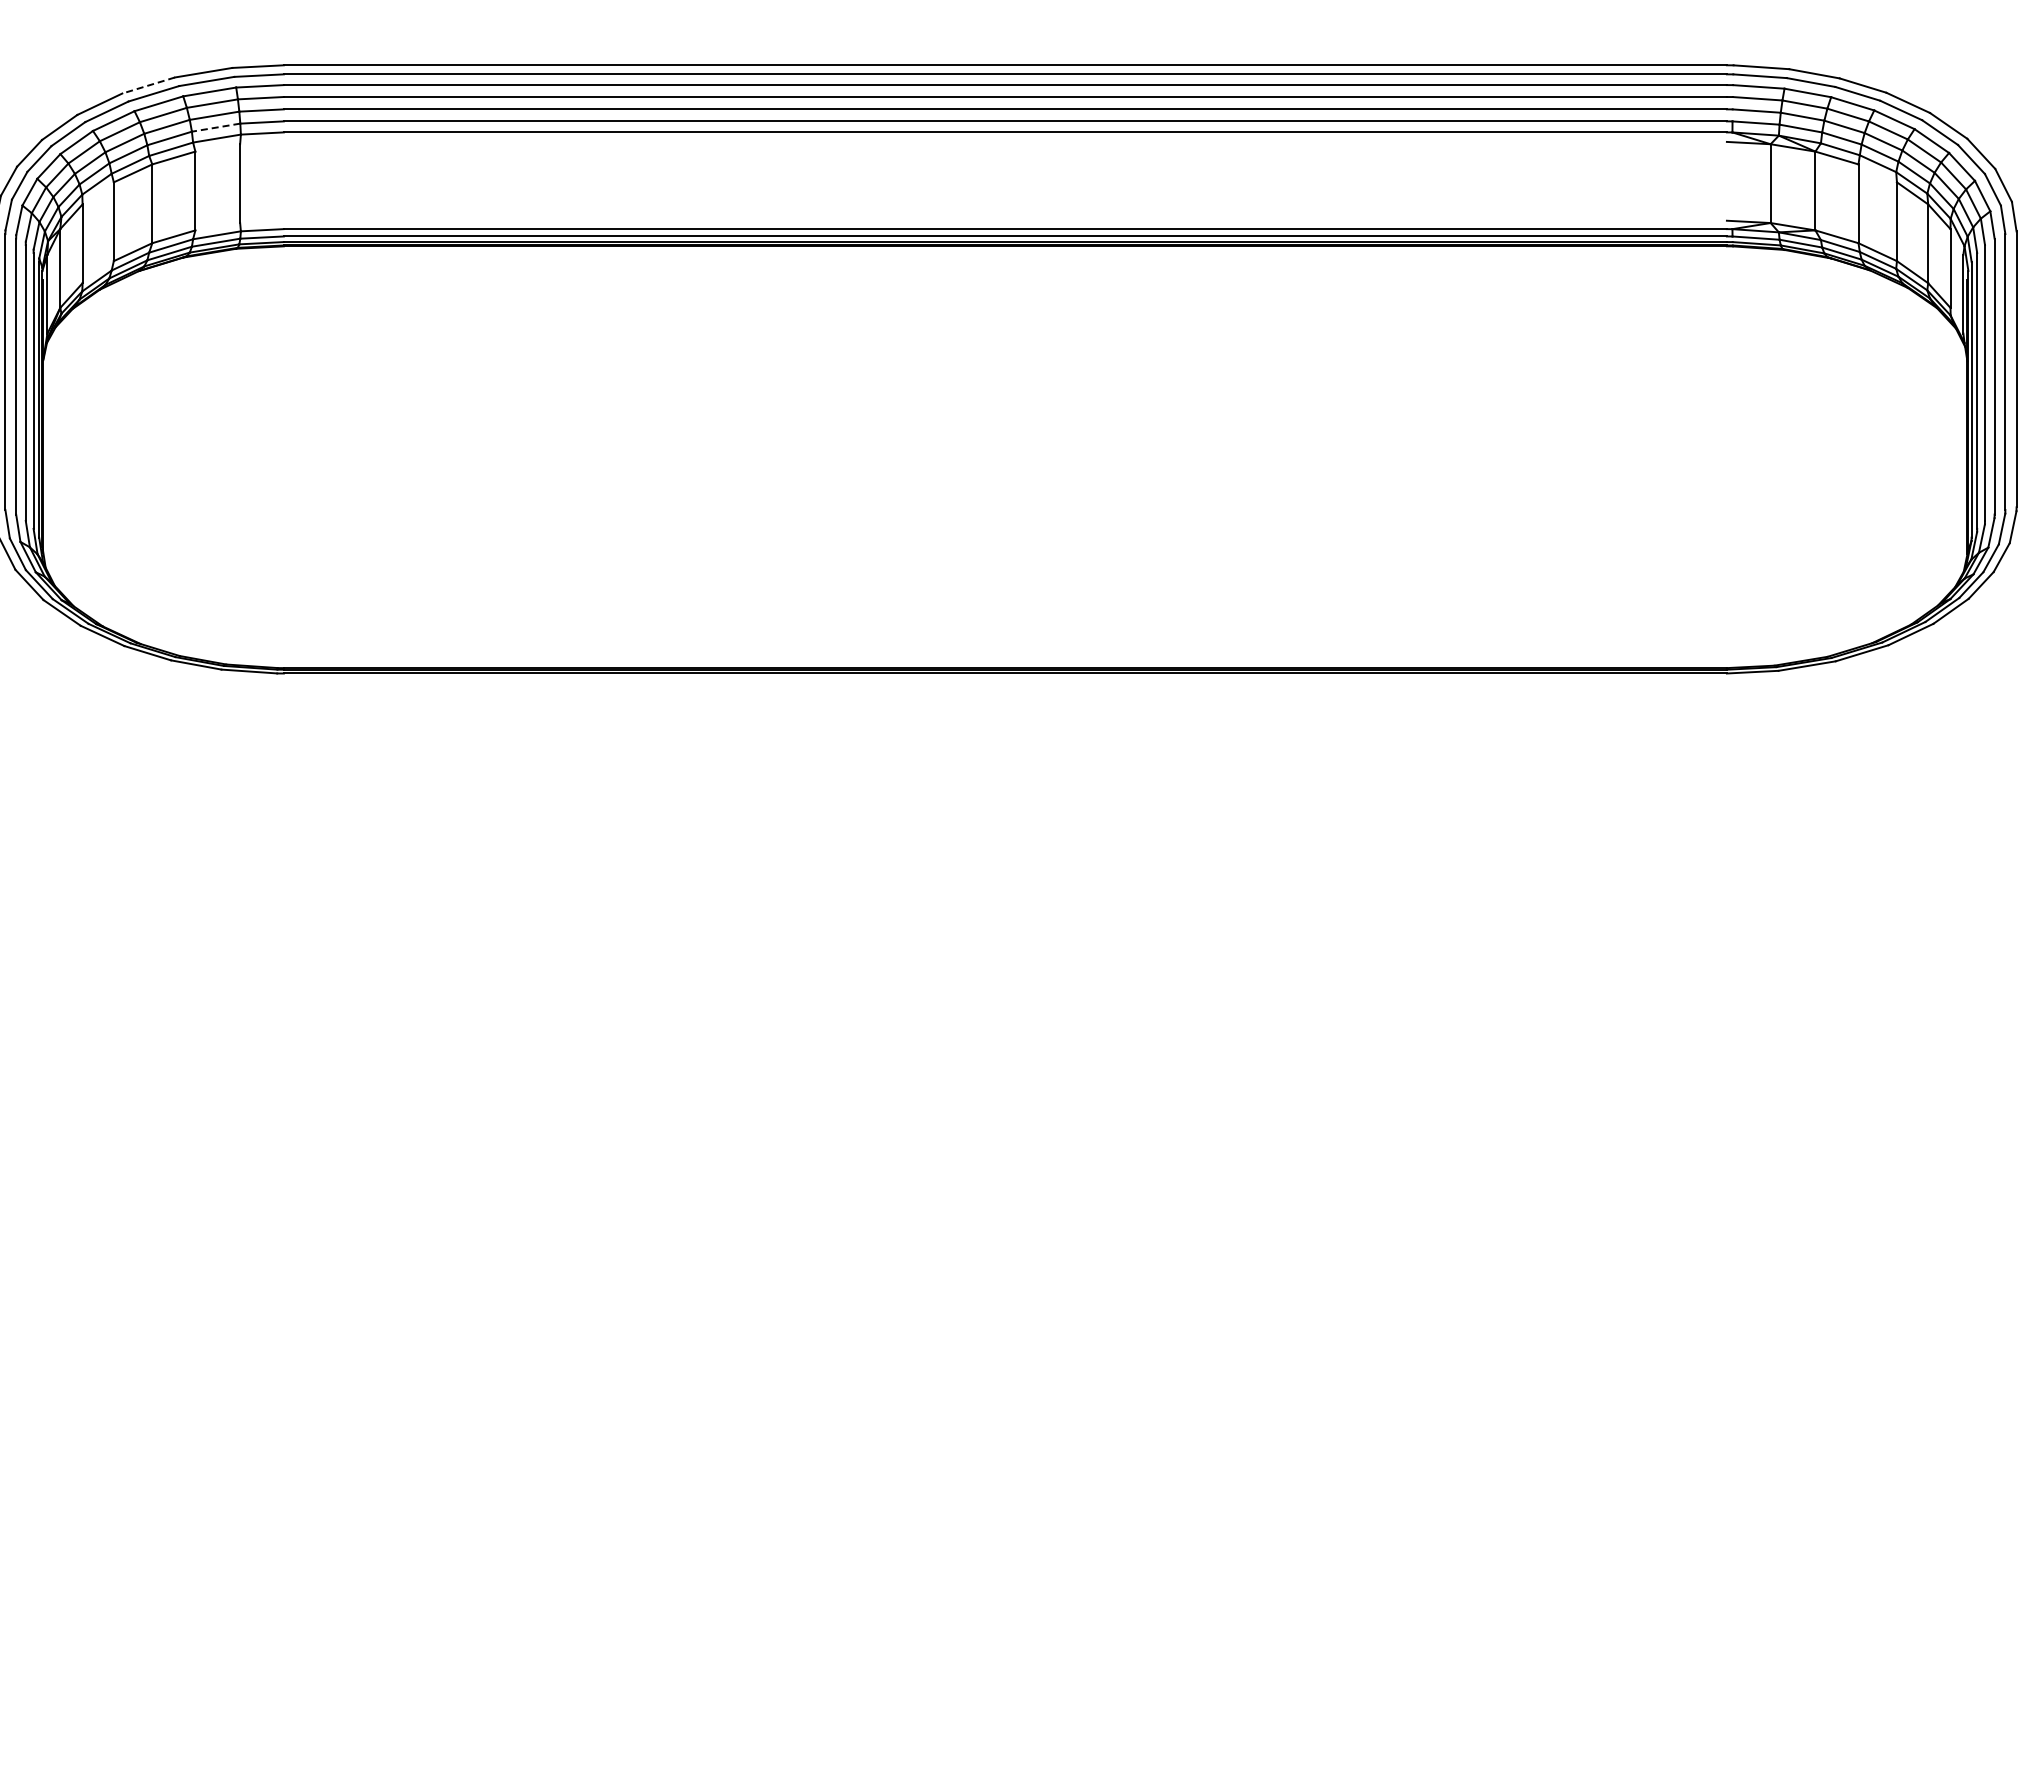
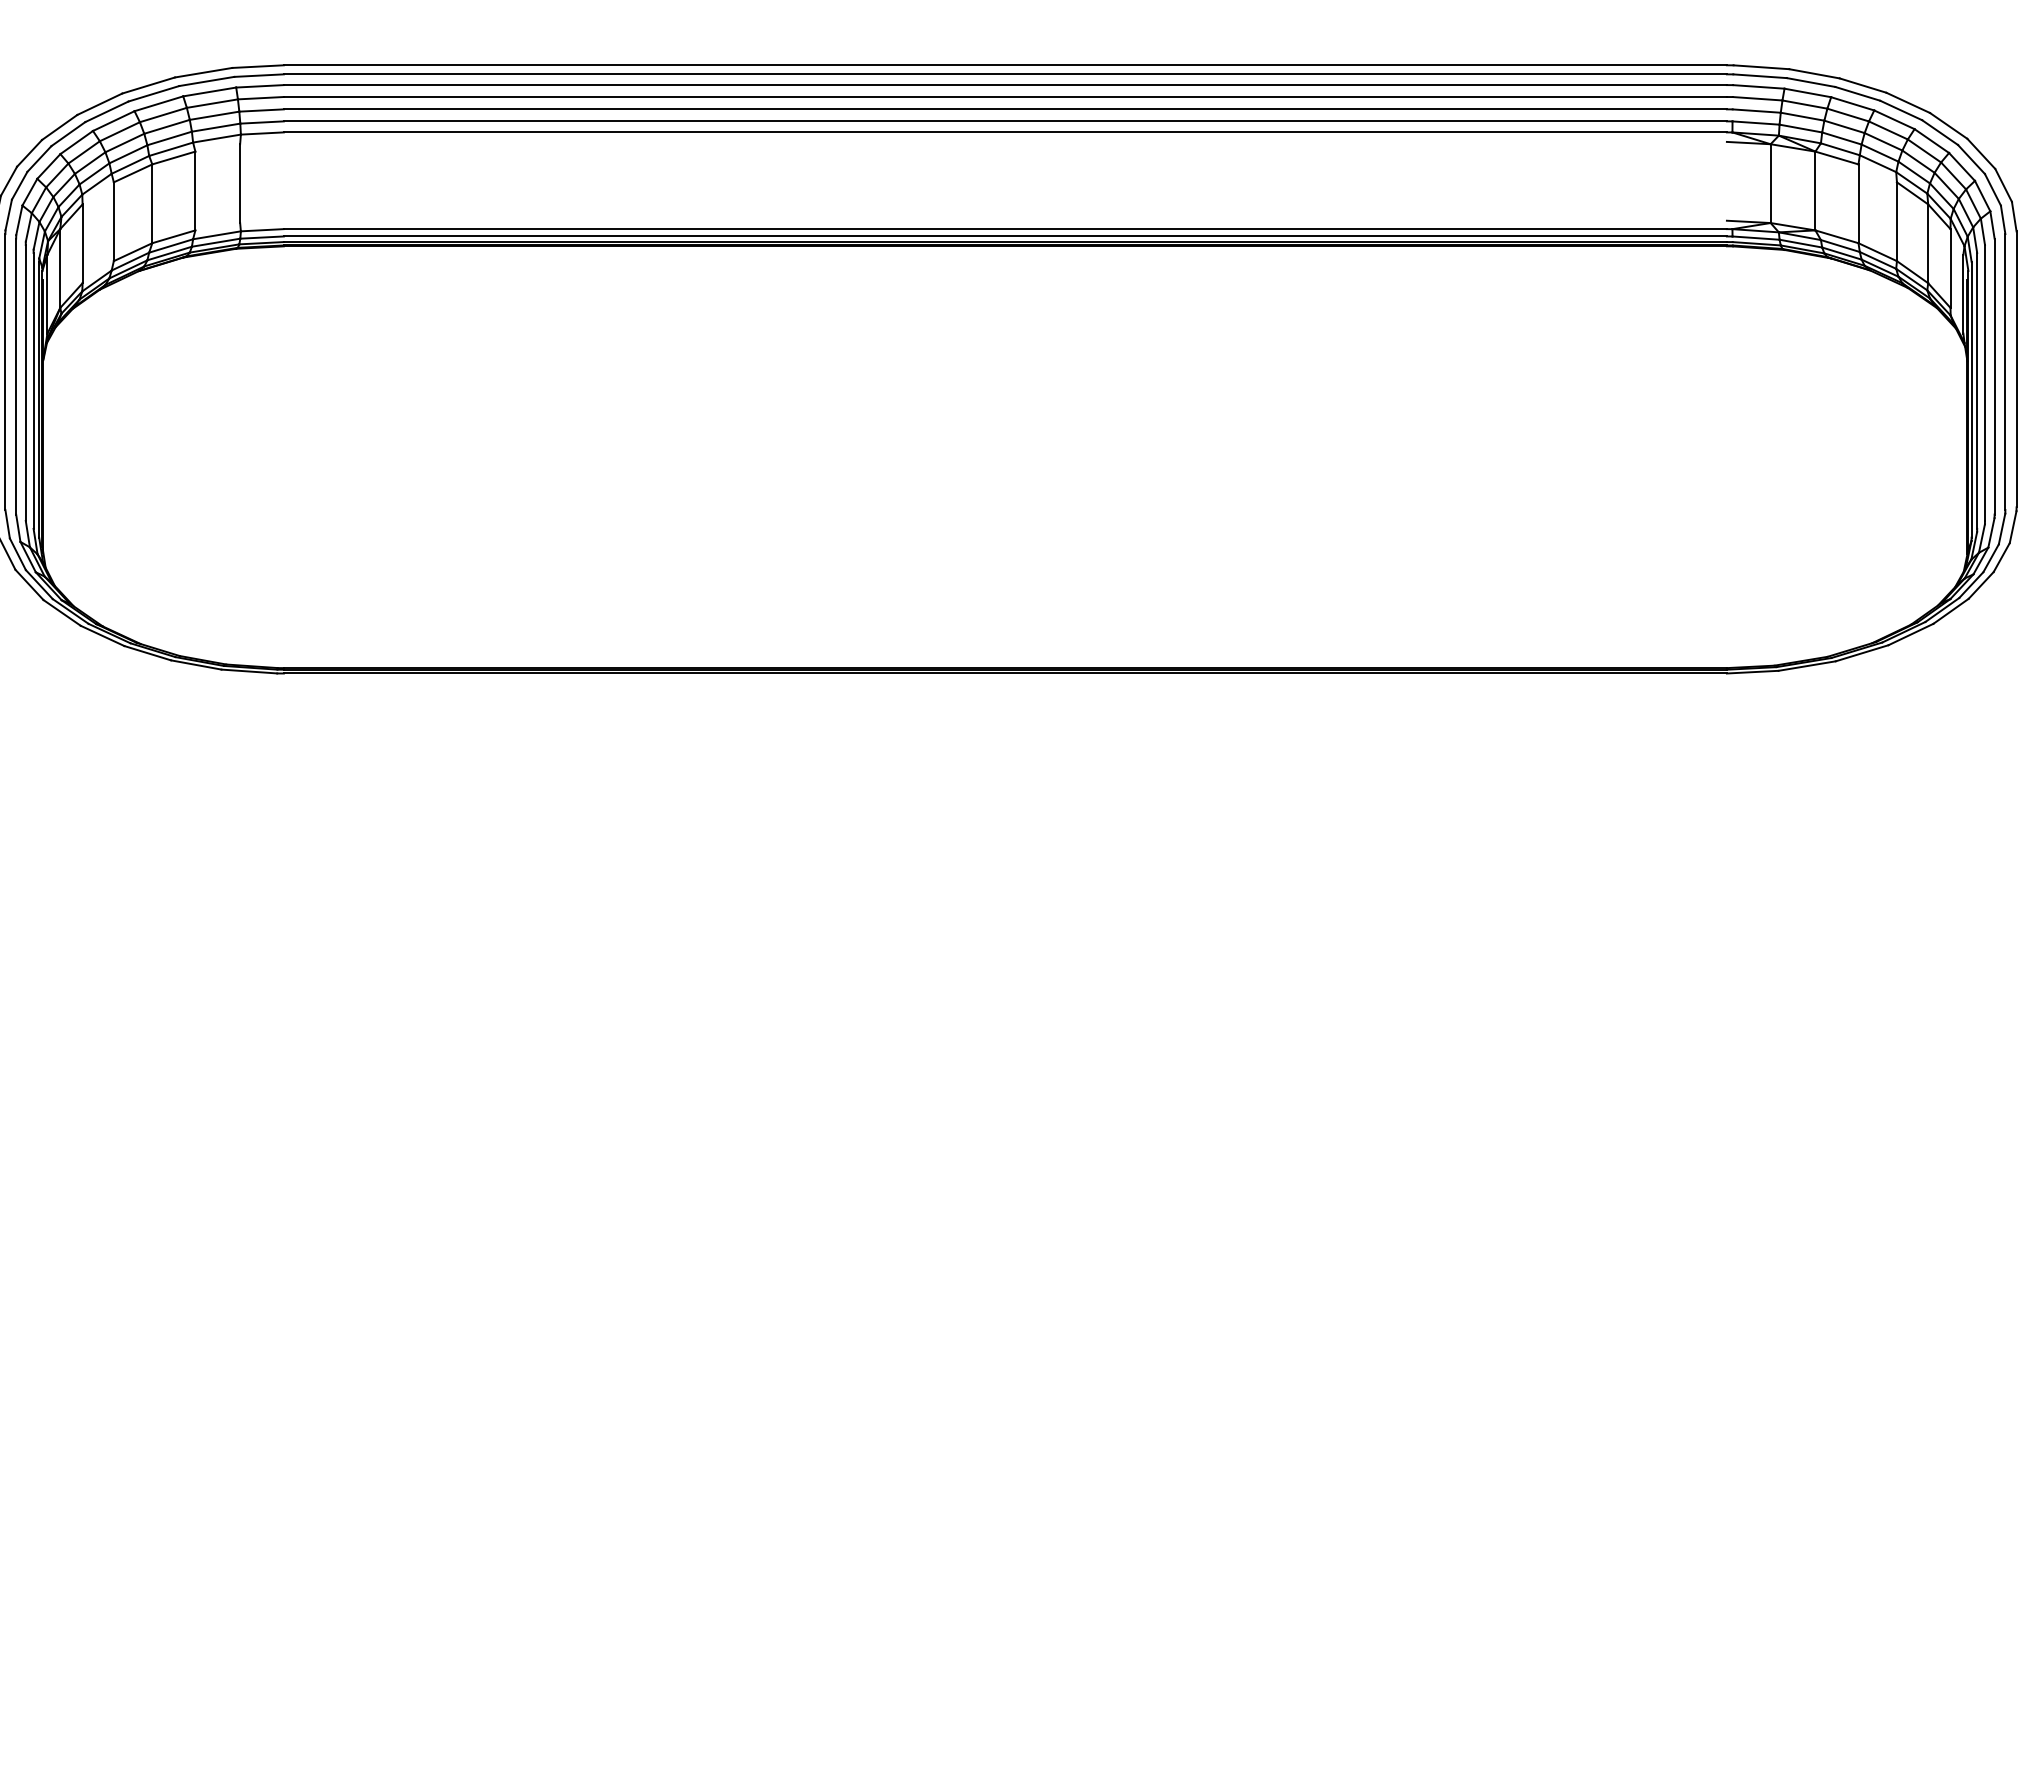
line: dashed -> solid (148, 85)
line: dashed -> solid (216, 127)
